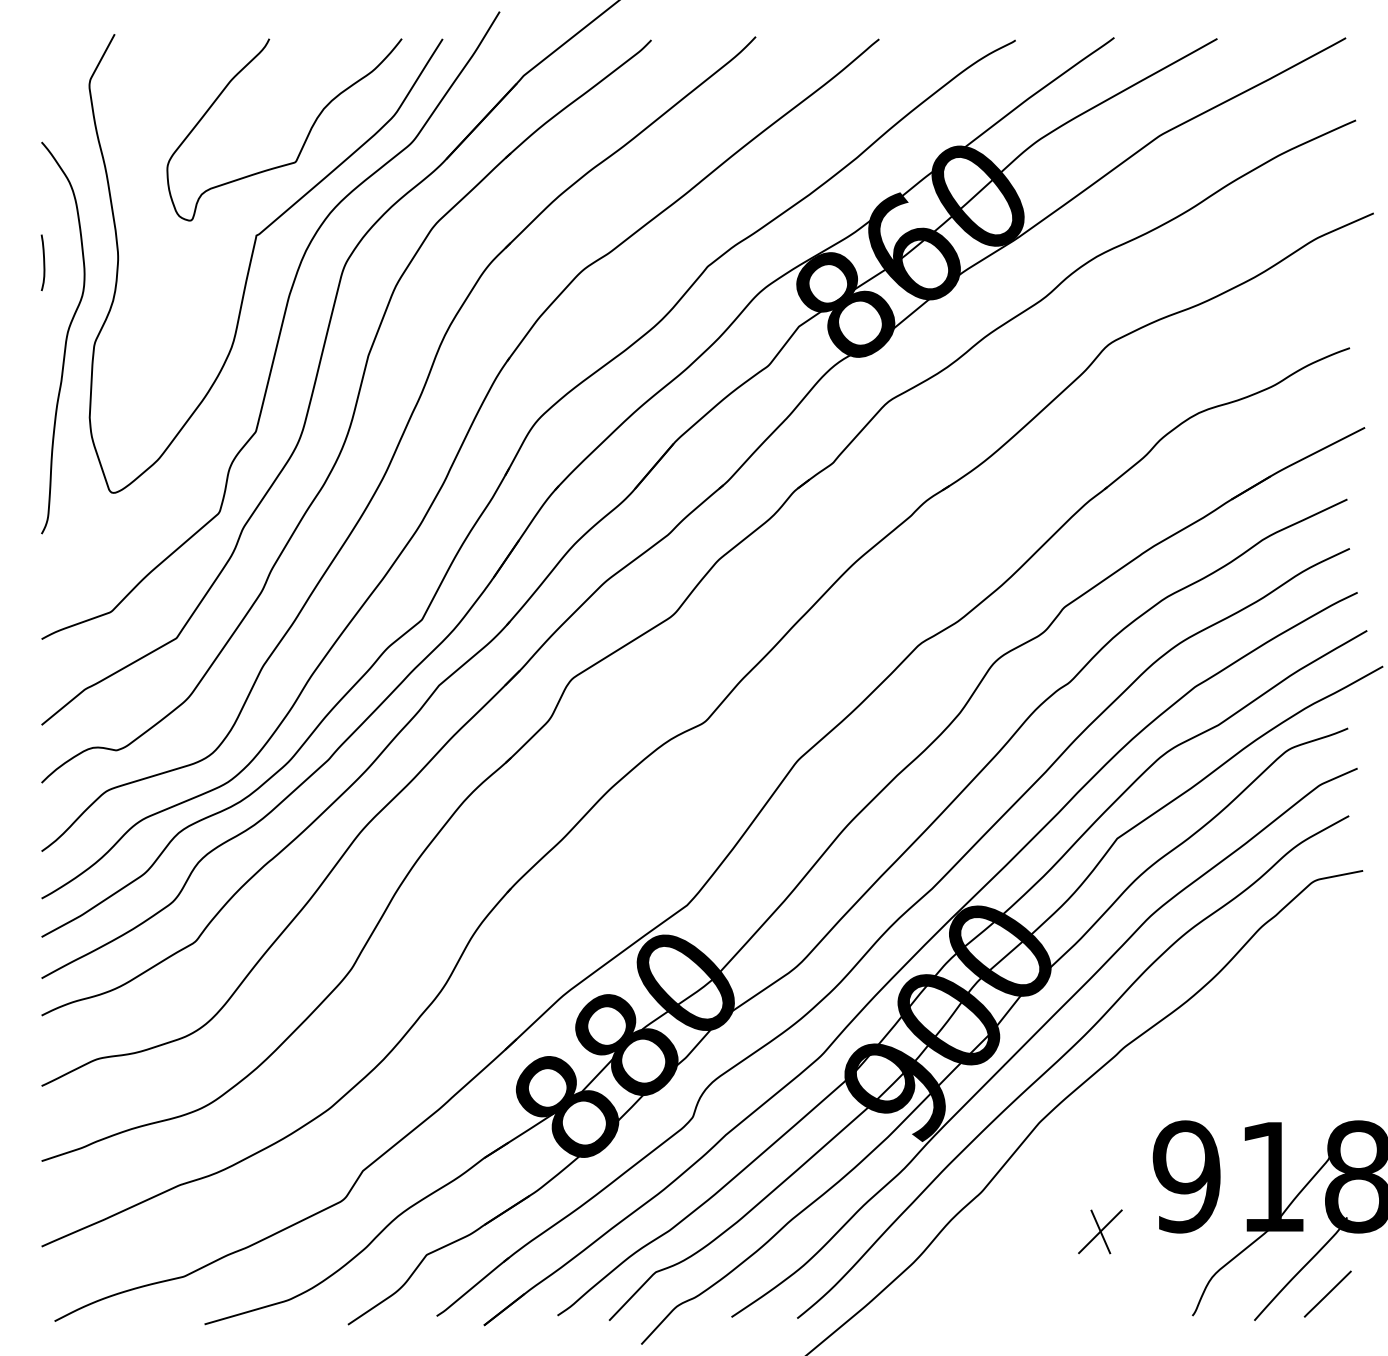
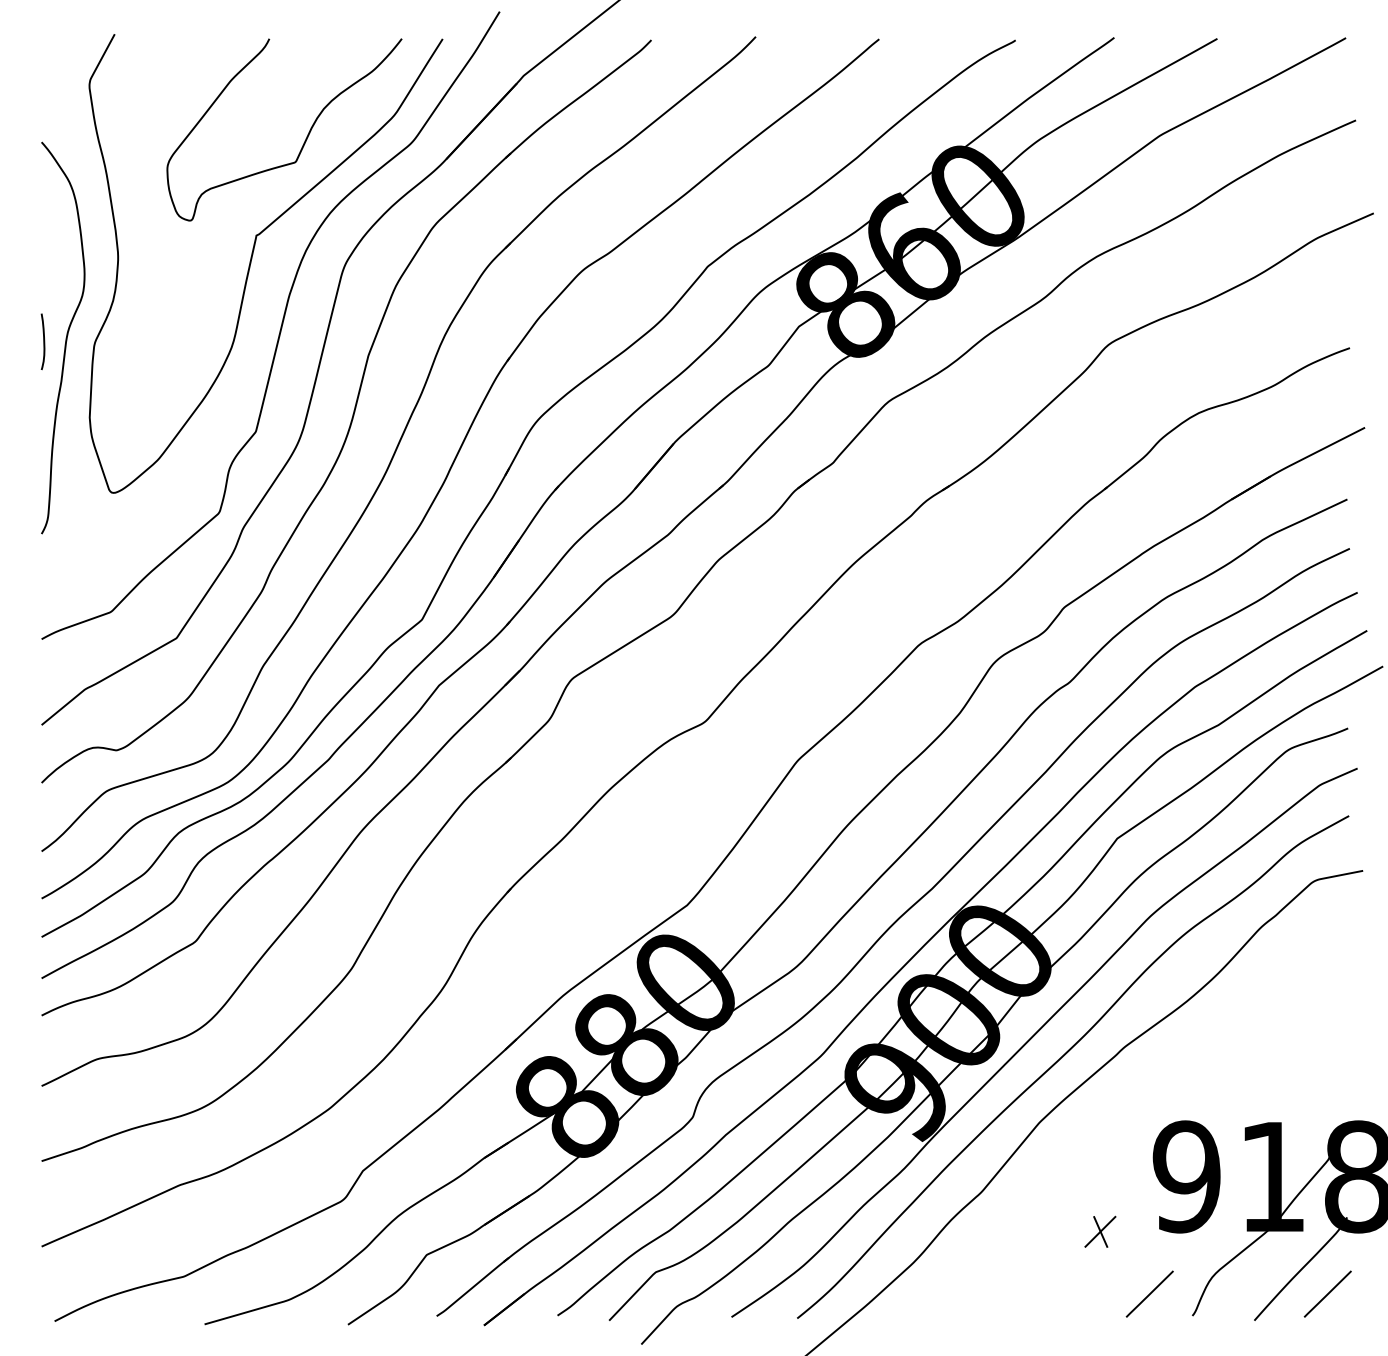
curve position: (43, 262) -> (43, 341) (43, 341)
part size: 45x46 px -> 33x33 px (1100, 1231)
line: none -> present (1149, 1293)
